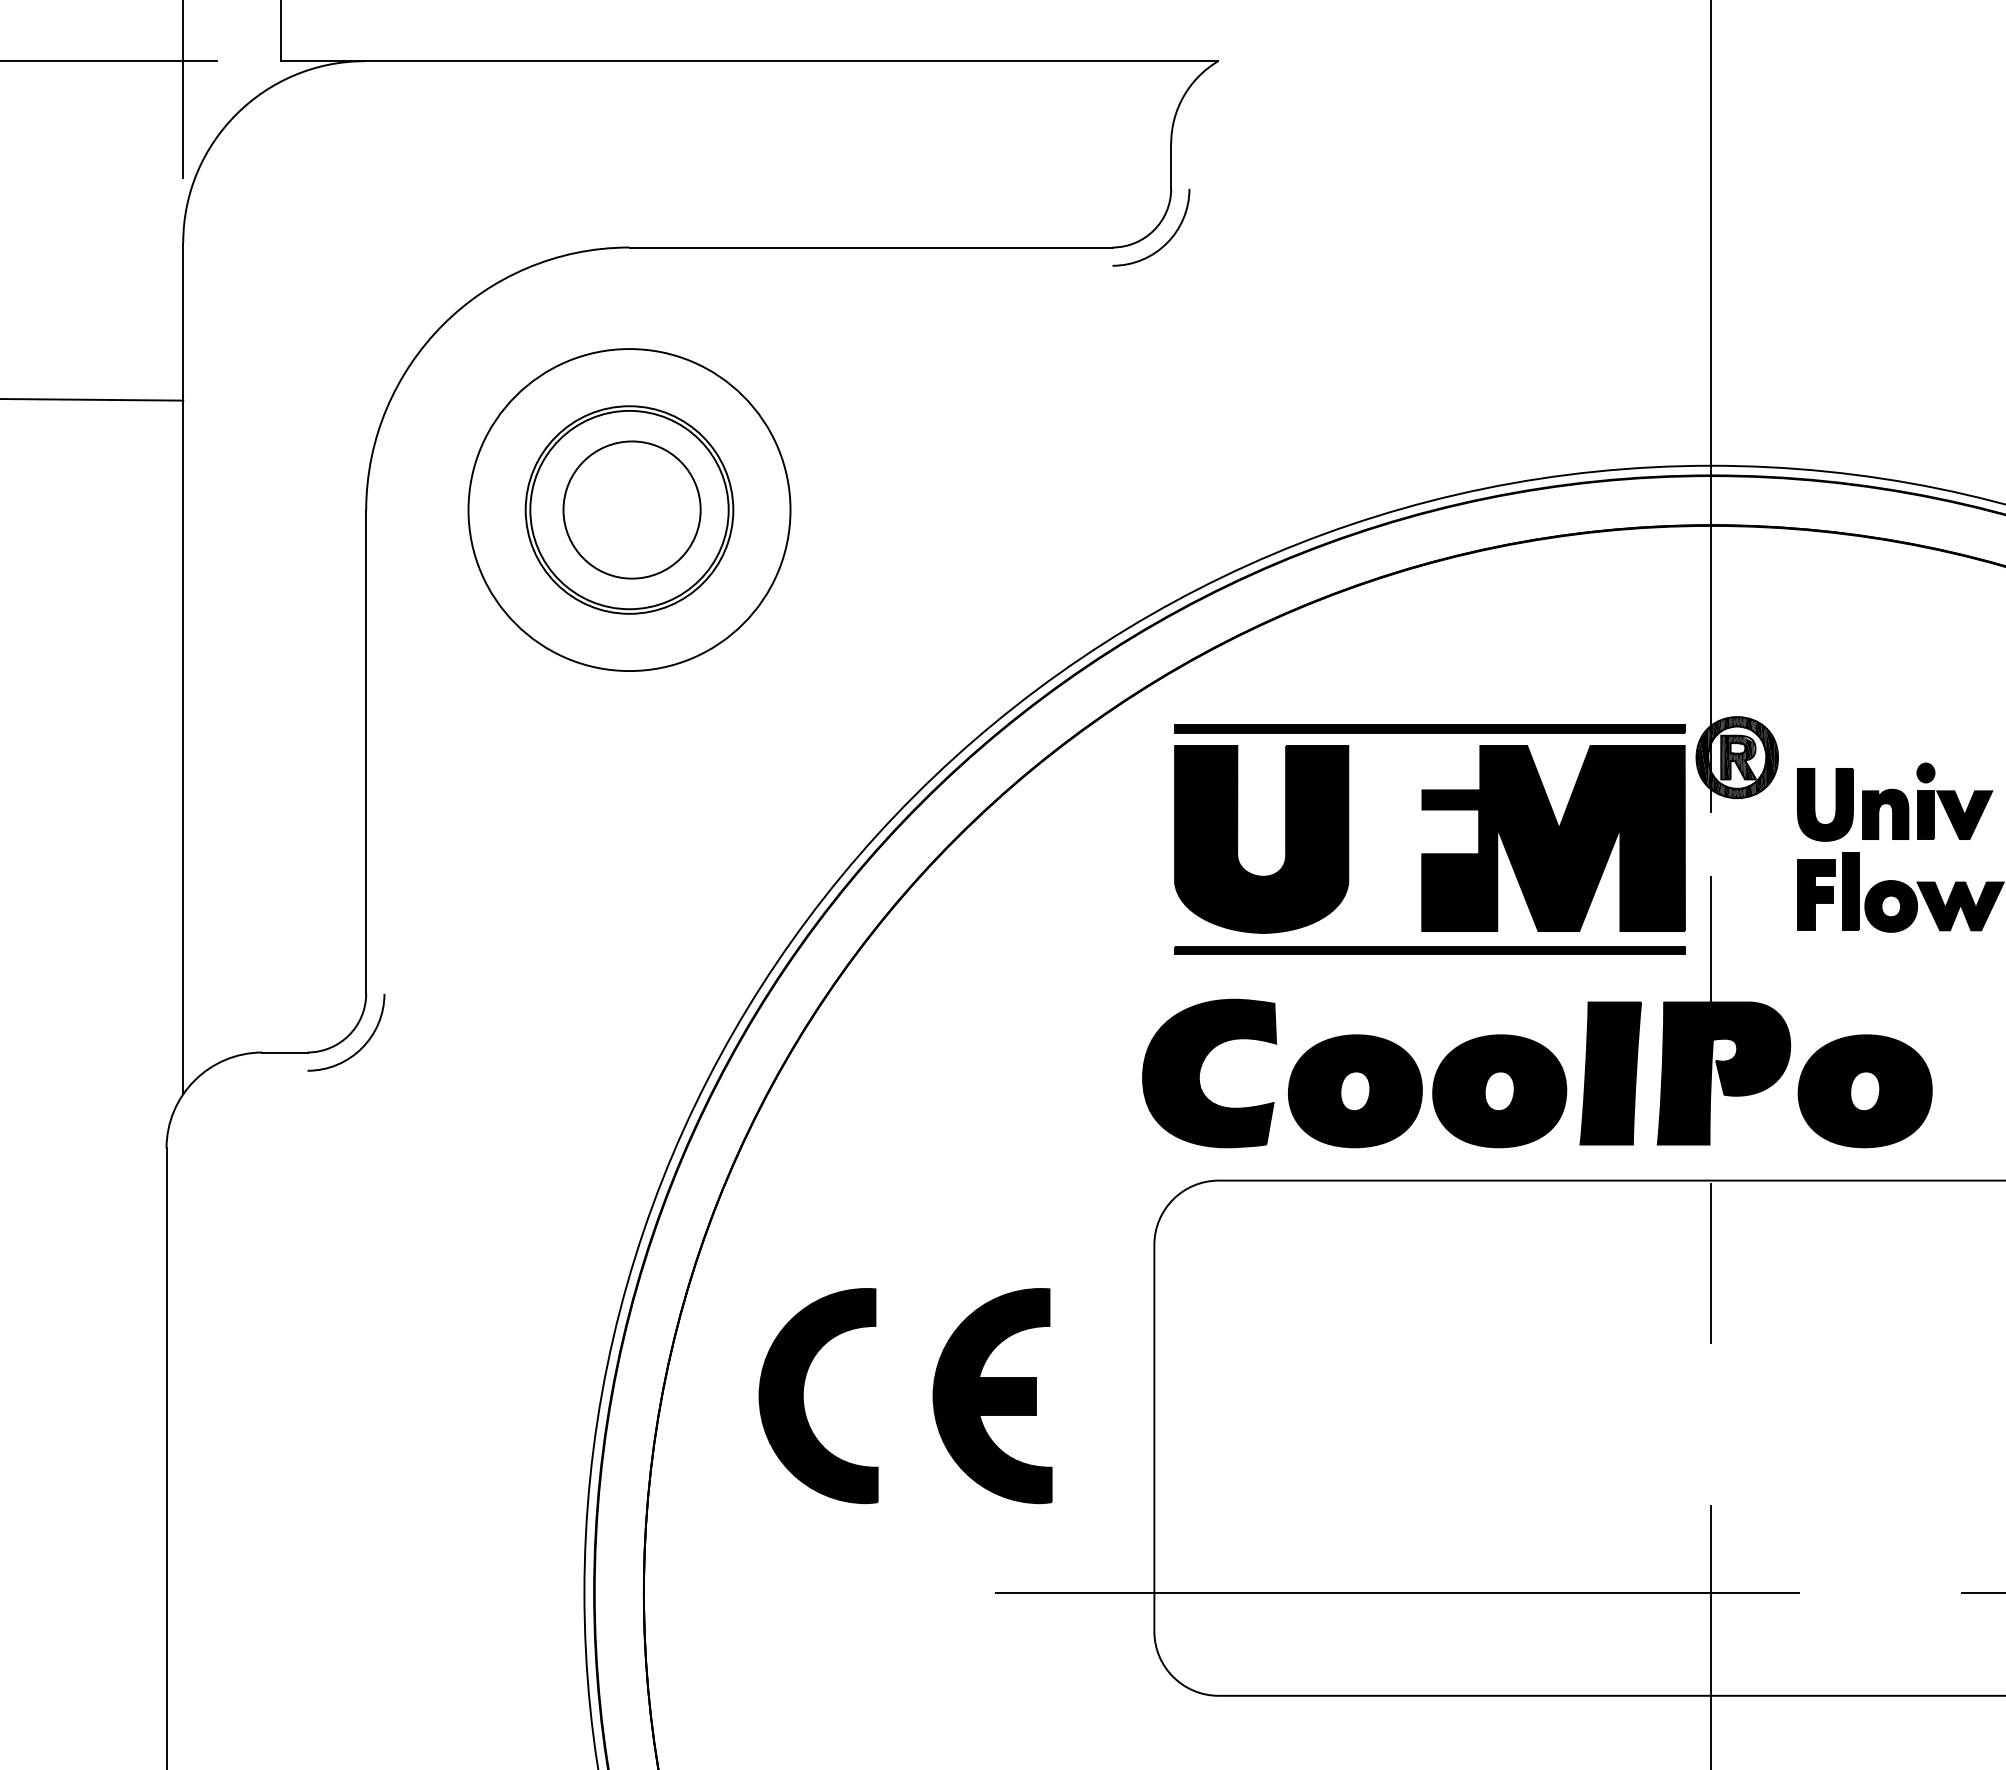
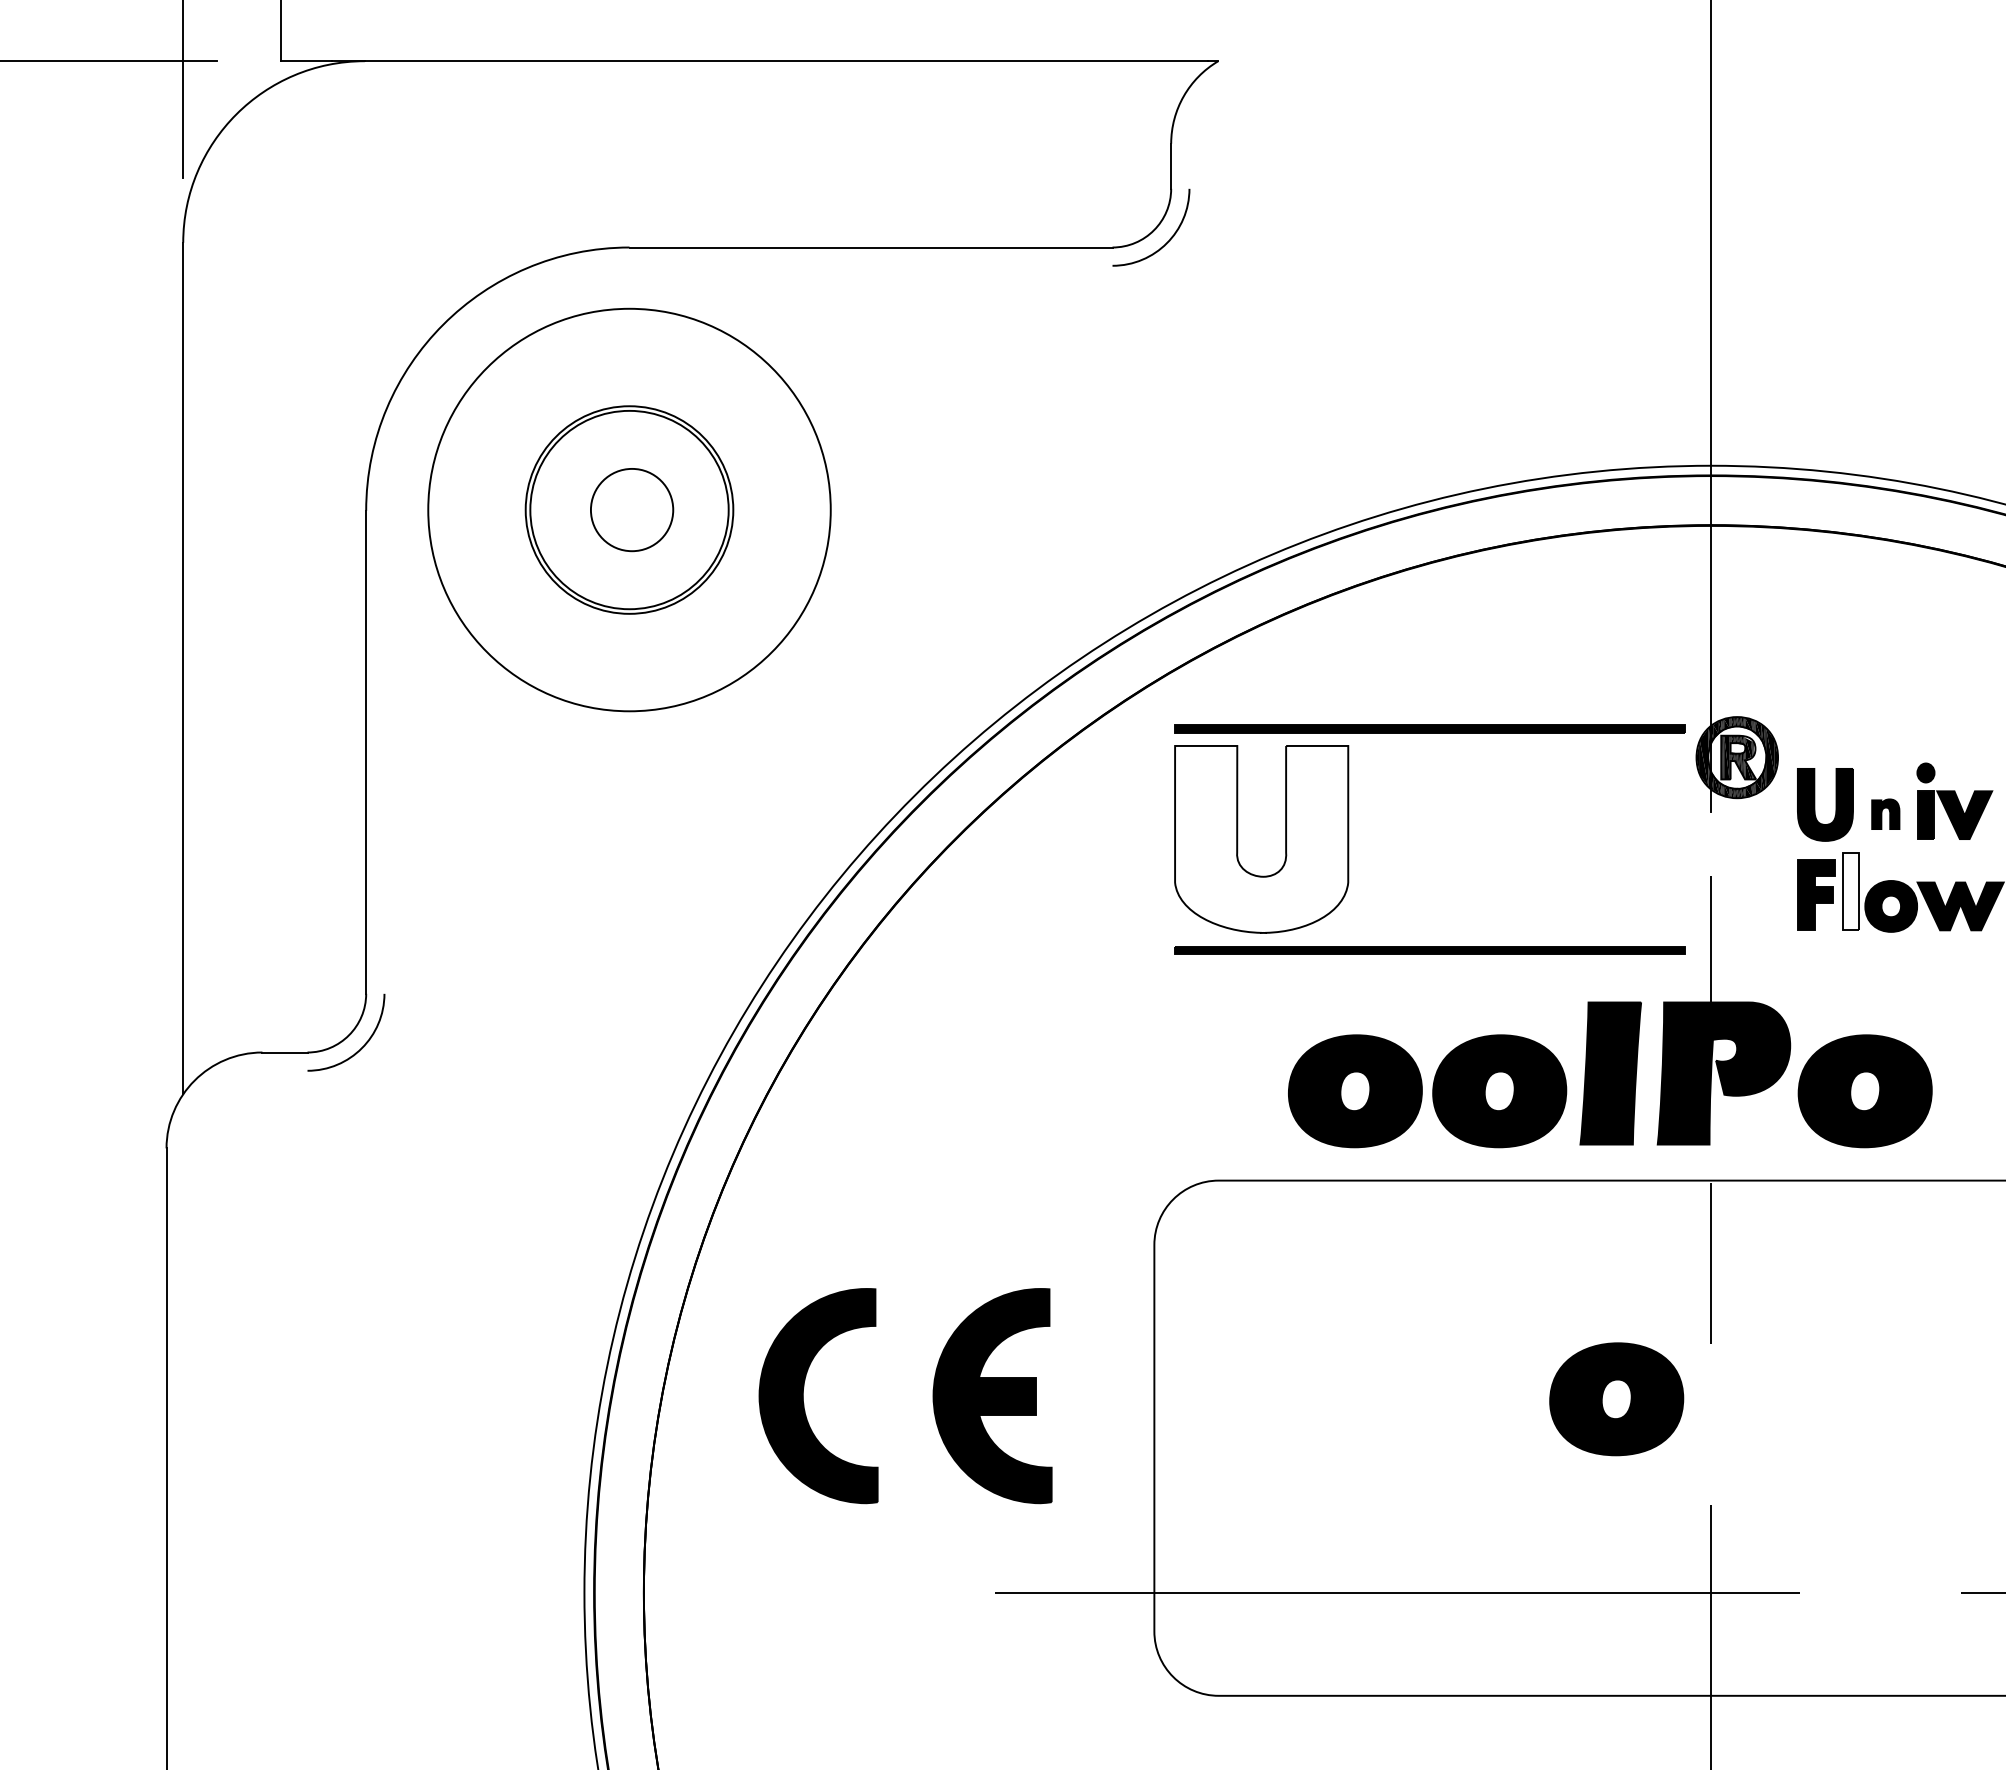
line: present -> none (92, 399)
circle diameter: 137 px -> 82 px (631, 509)
circle diameter: 322 px -> 402 px (629, 509)
part size: 48x52 px -> 30x32 px (1885, 813)
part: present -> none (1553, 838)
fill: present -> none (1261, 839)
fill: present -> none (1850, 891)
part: present -> none (1200, 1073)
part: none -> present (1616, 1399)
